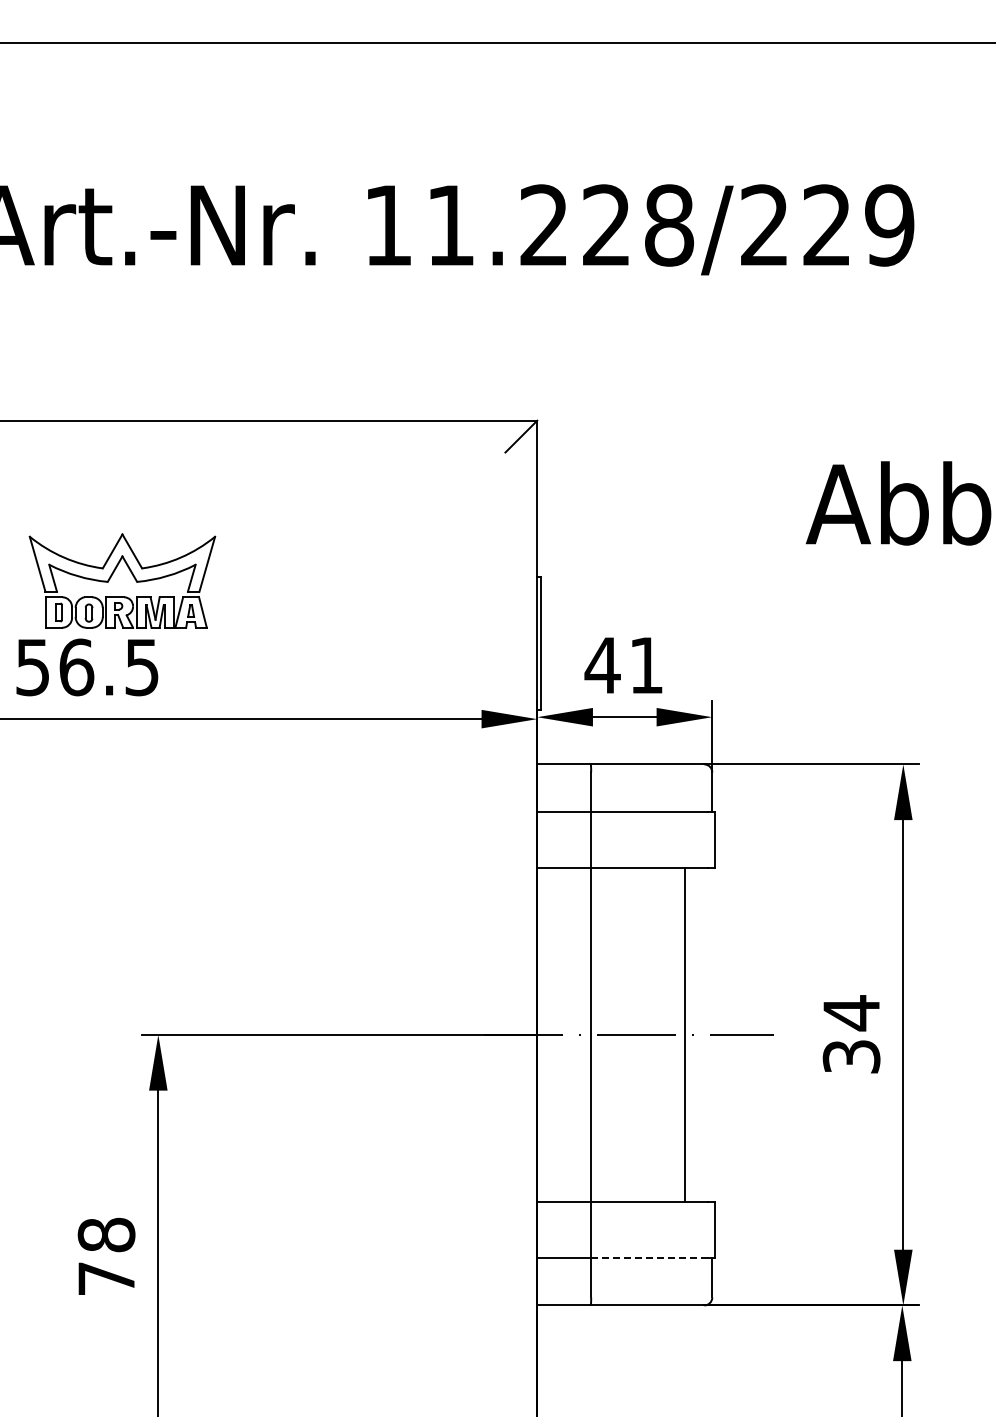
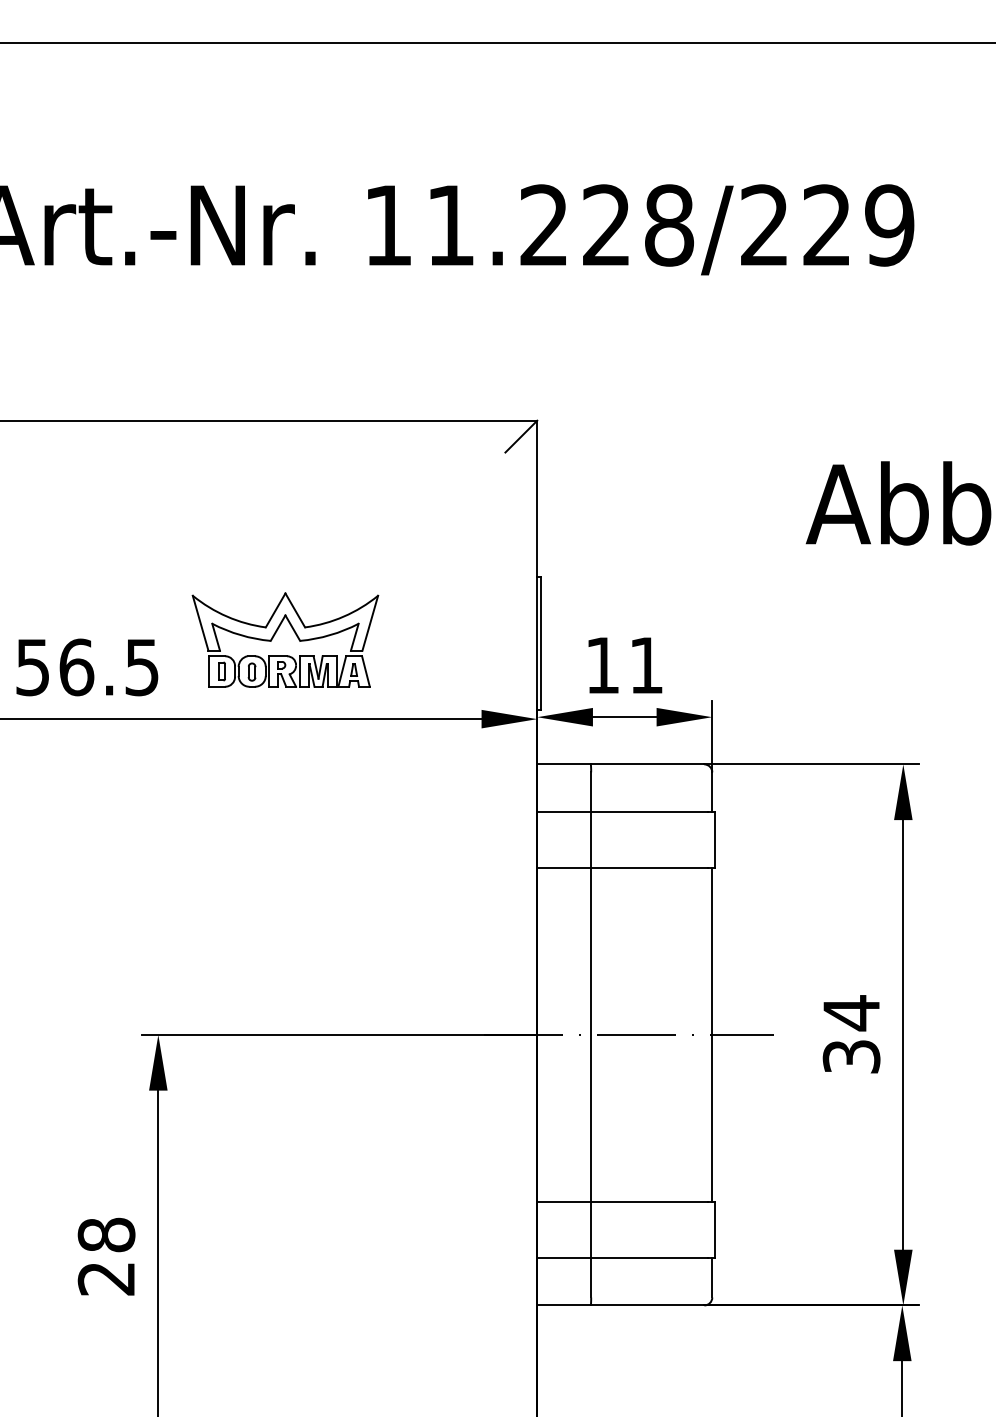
part position: (113, 574) -> (276, 633) (276, 633)
text: 41 -> 11 (602, 665)
line position: (685, 1034) -> (712, 1034) (712, 1034)
line: dashed -> solid (649, 1257)
text: 78 -> 28 (105, 1278)
